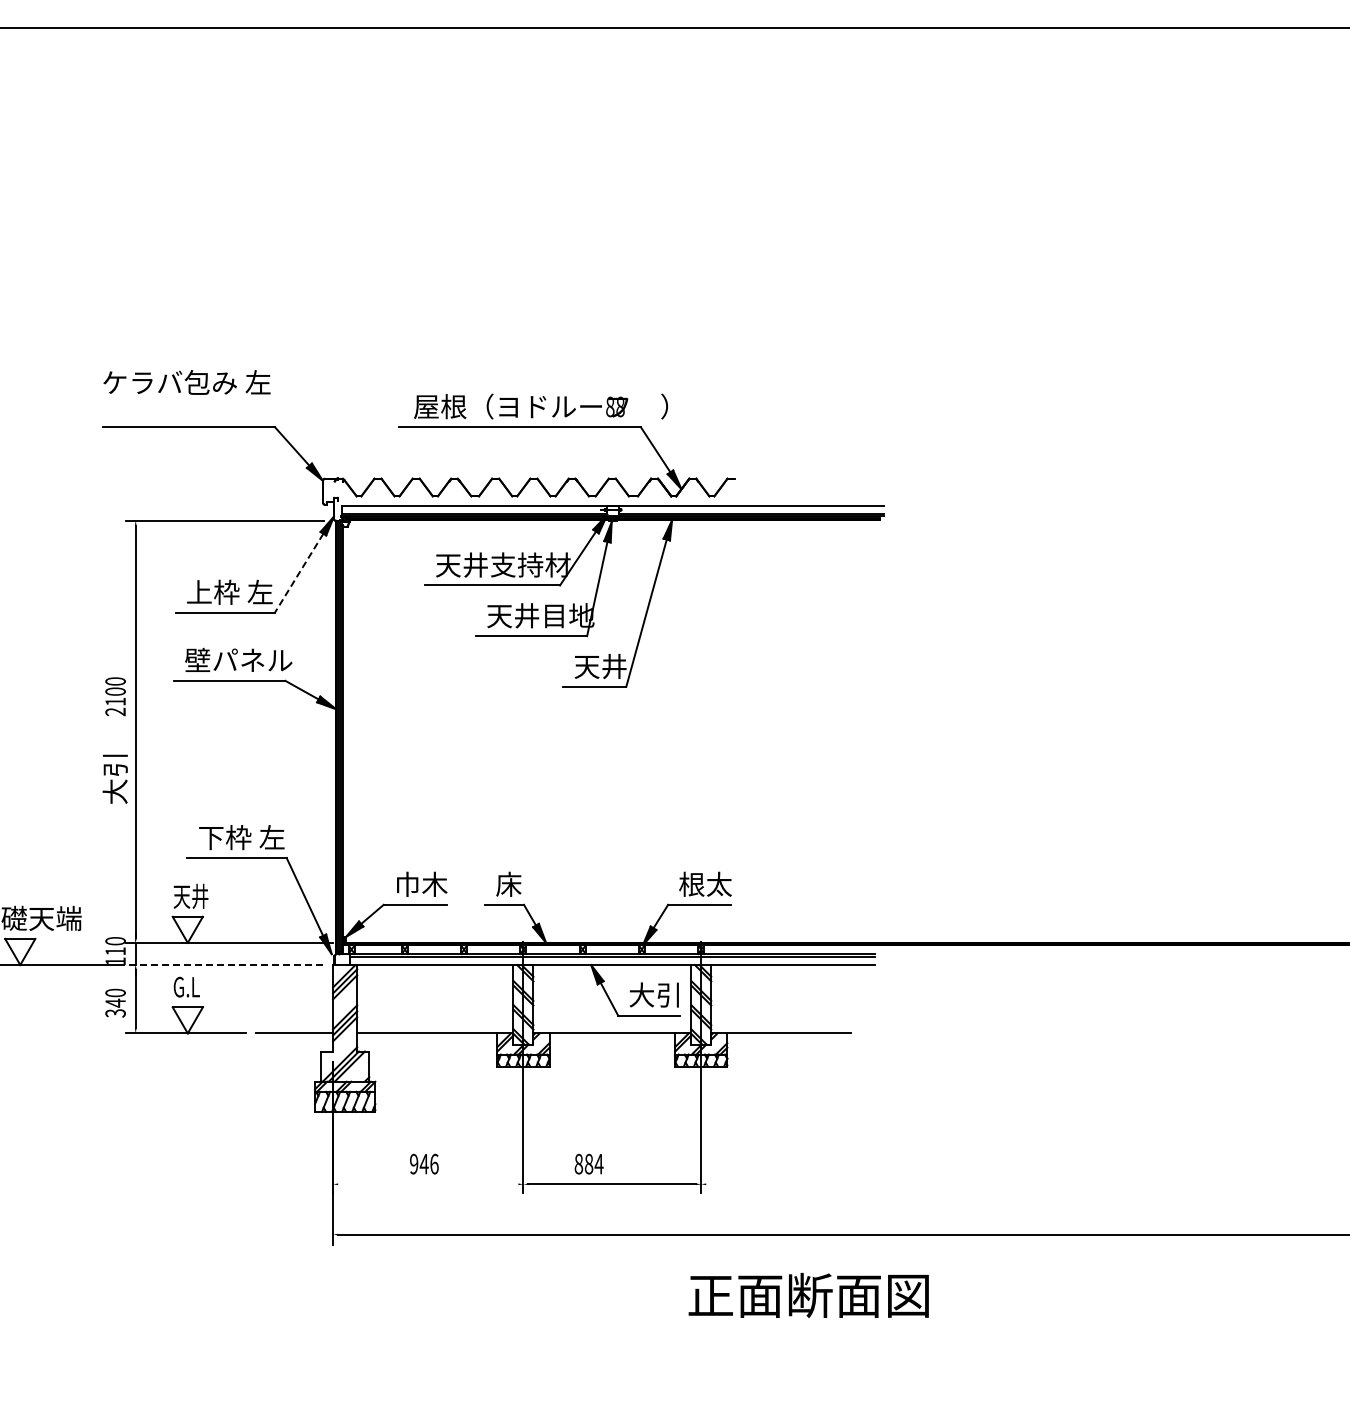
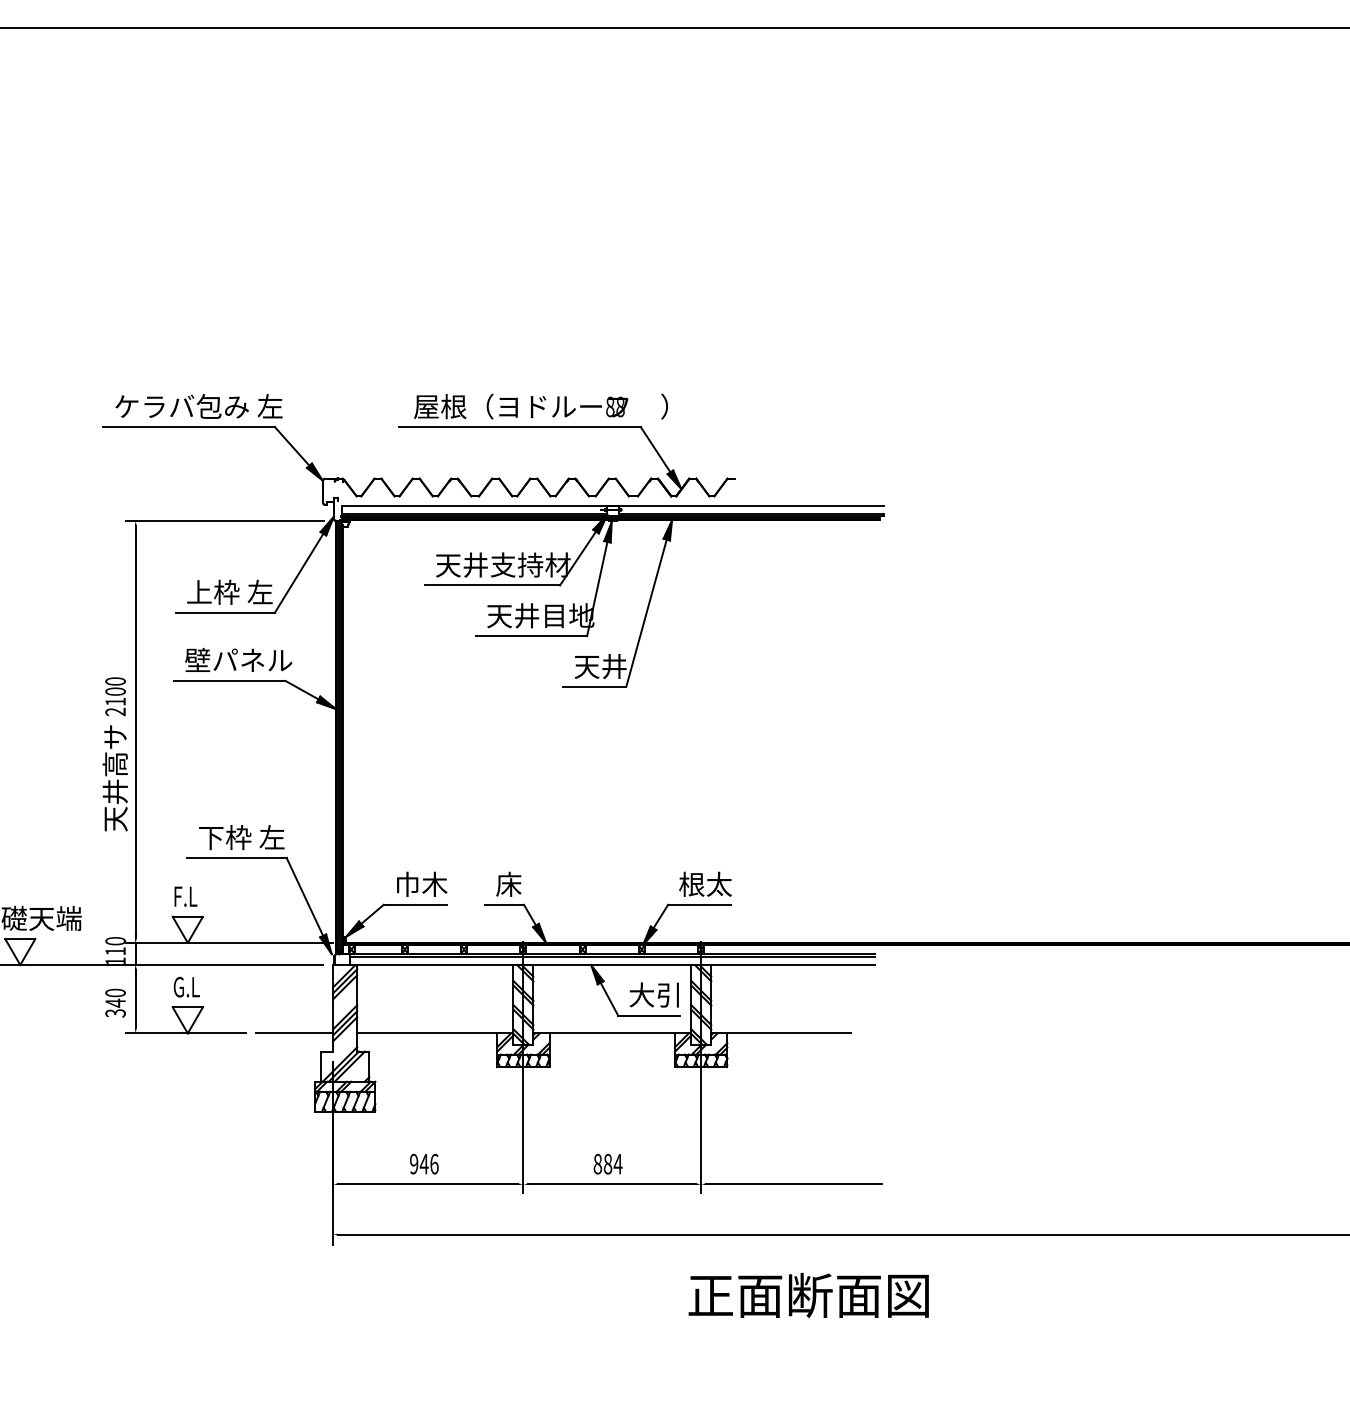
text position: (186, 382) -> (198, 406) (198, 406)
line: dashed -> solid (298, 573)
text: 大引 -> 天井高サ (114, 778)
text: 天井 -> F.L (190, 895)
line: dashed -> solid (224, 965)
text position: (588, 1163) -> (607, 1163) (607, 1163)
line: none -> present (428, 1184)
line: none -> present (793, 1184)
